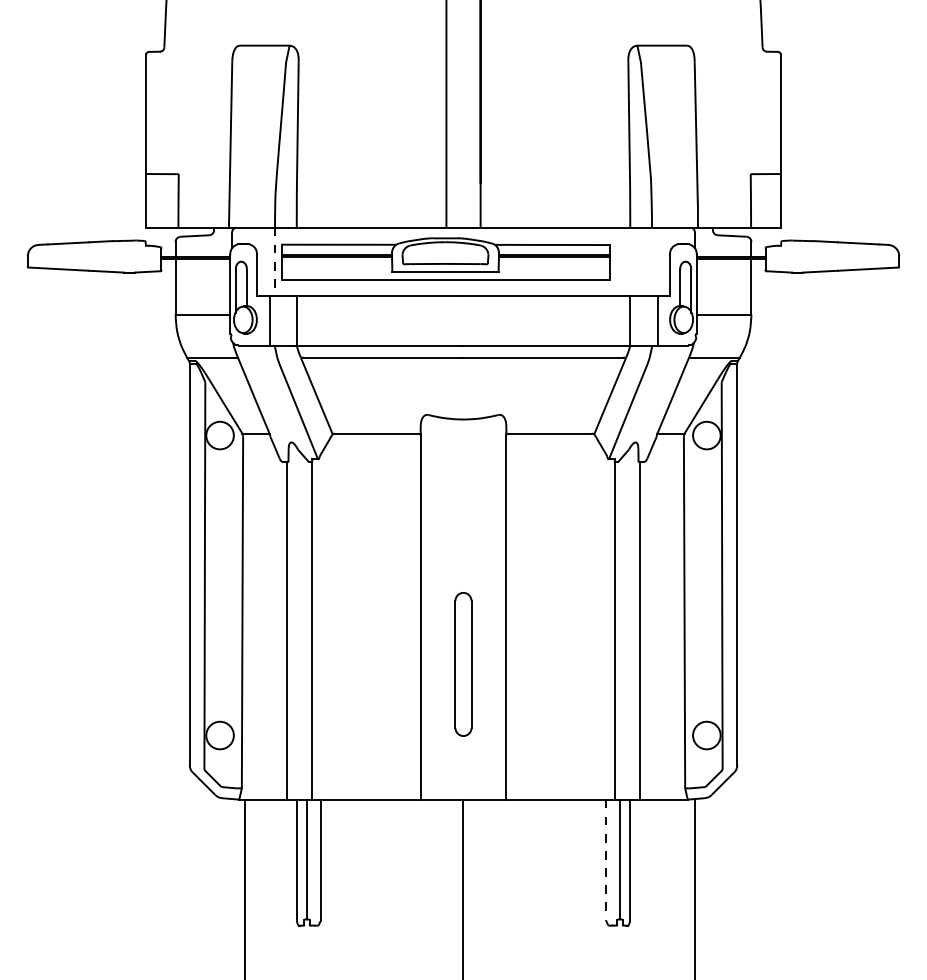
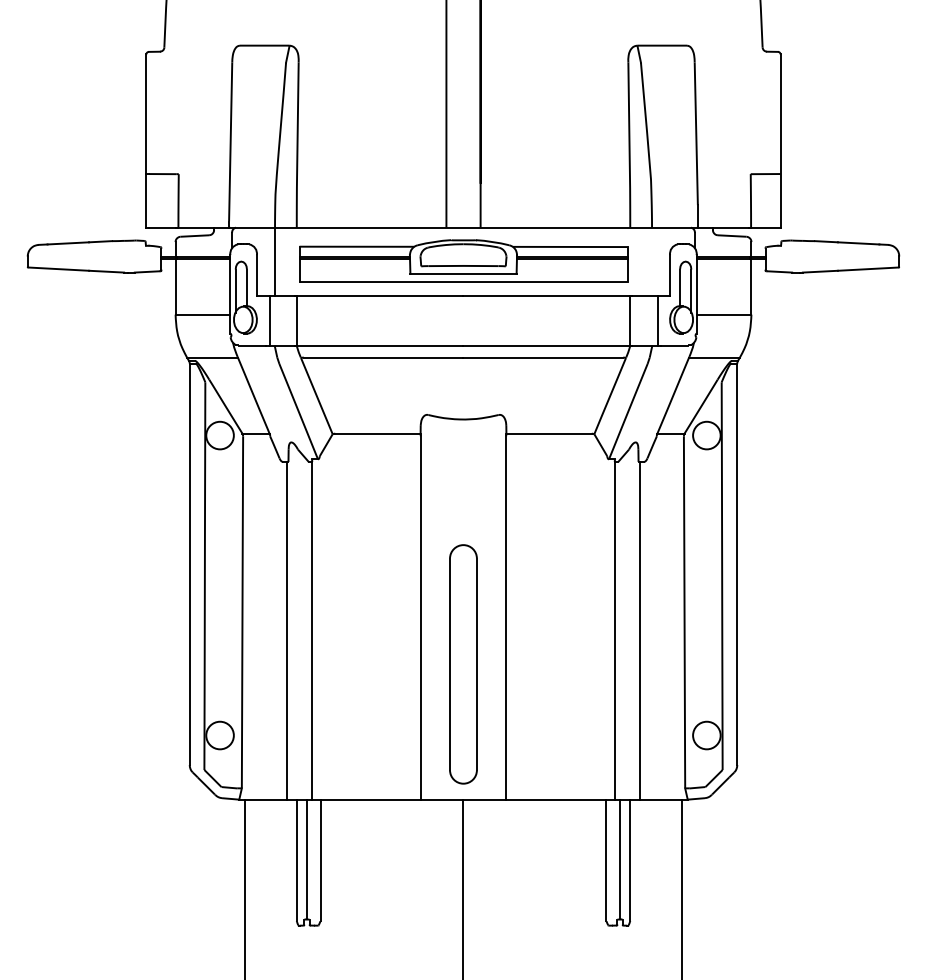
part position: (445, 258) -> (463, 260) (463, 260)
line: dashed -> solid (275, 262)
part size: 19x145 px -> 29x241 px (463, 664)
line: dashed -> solid (606, 860)
line position: (695, 887) -> (682, 887) (682, 887)
